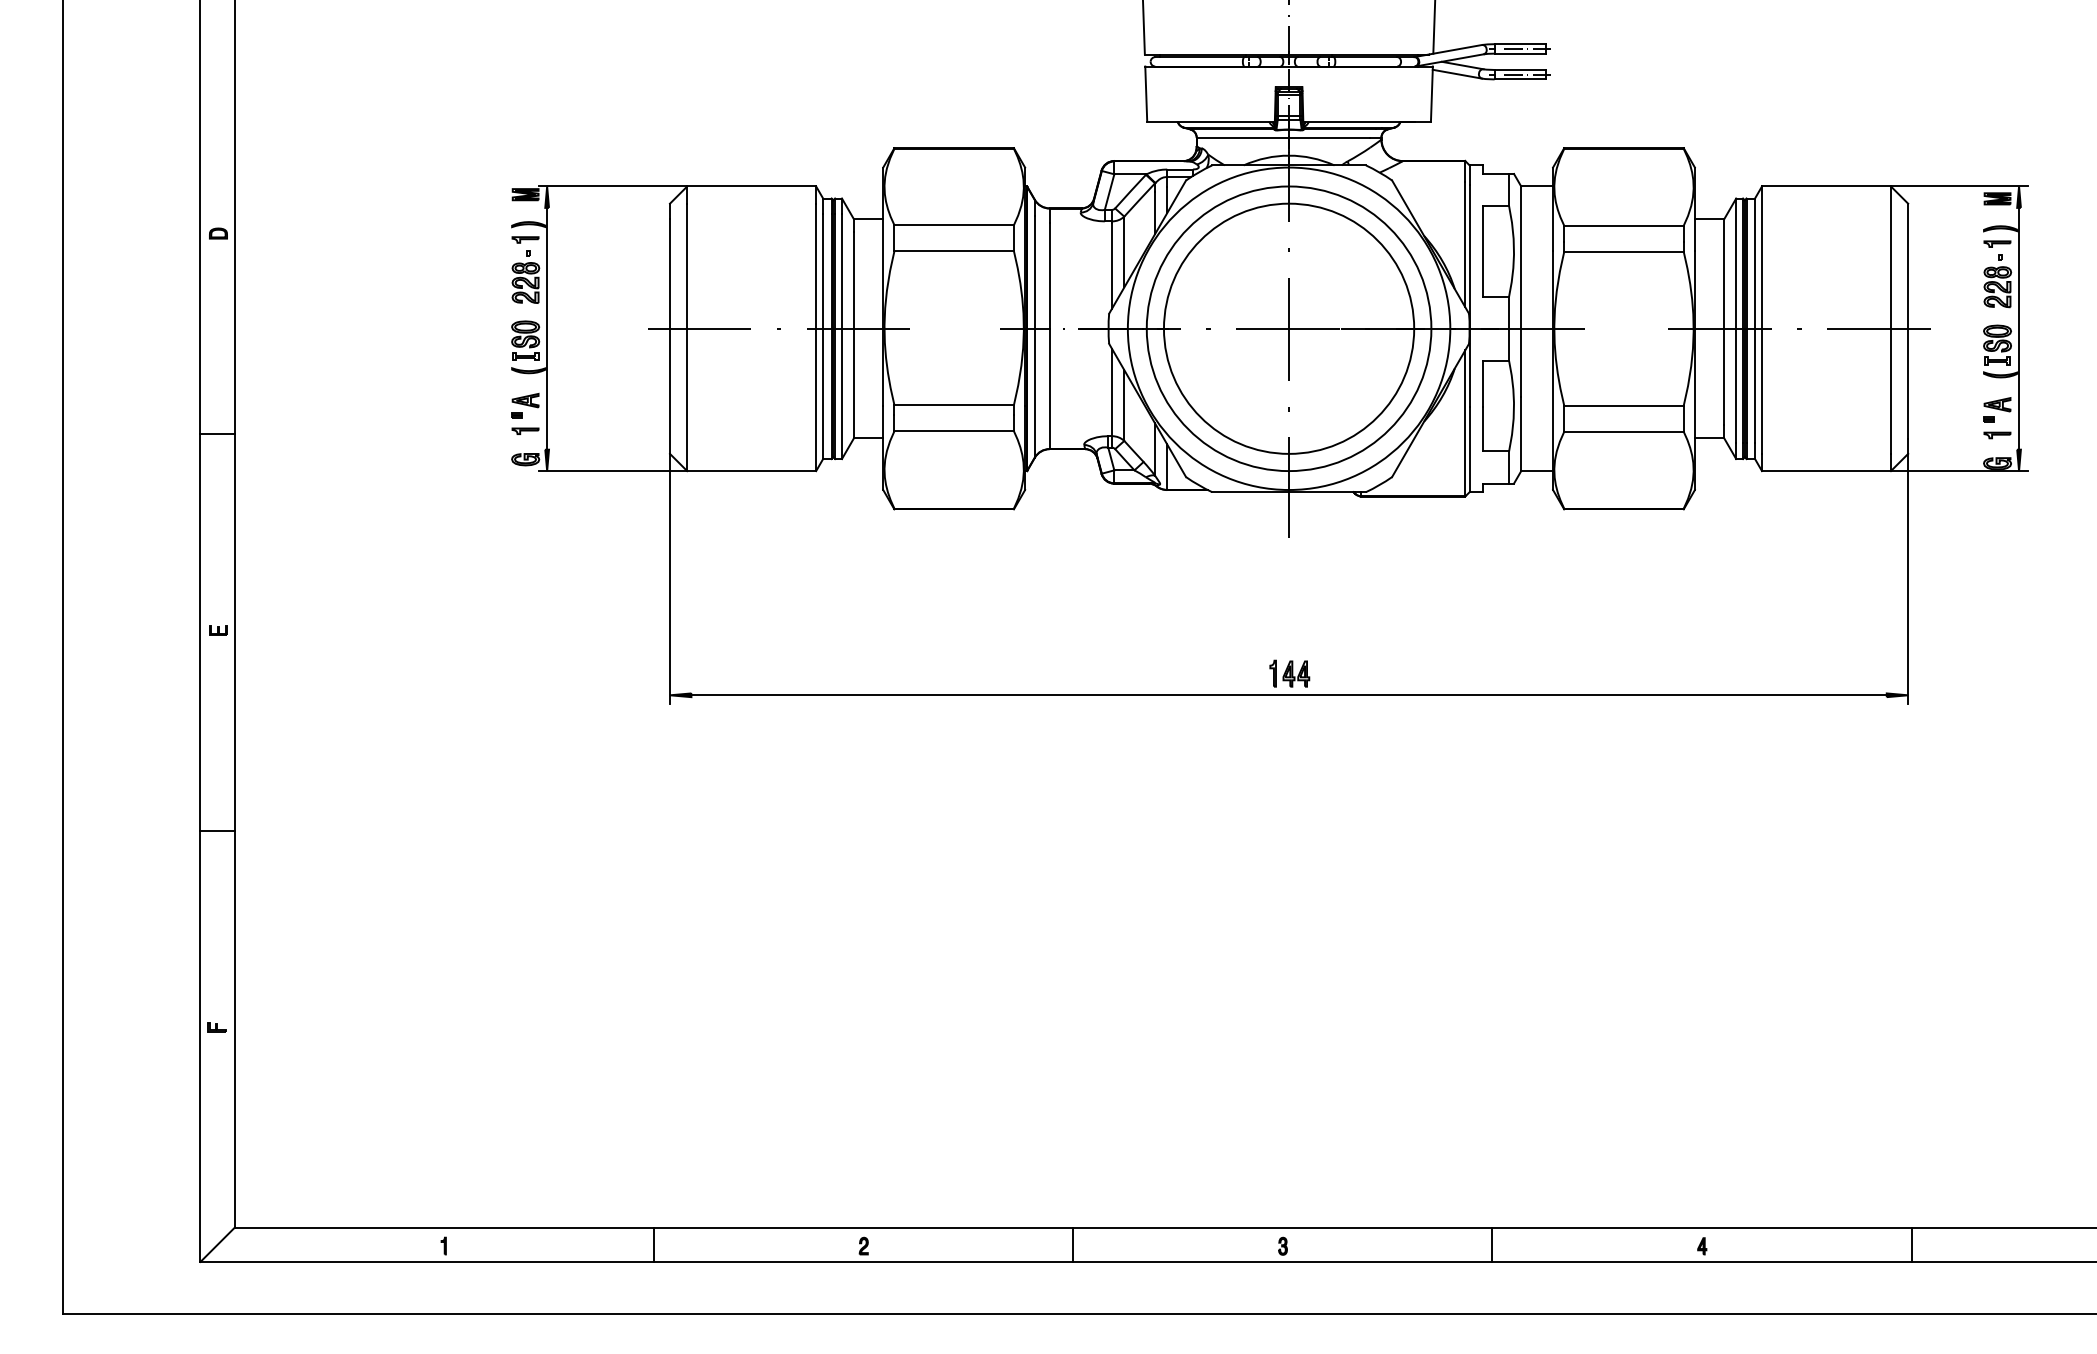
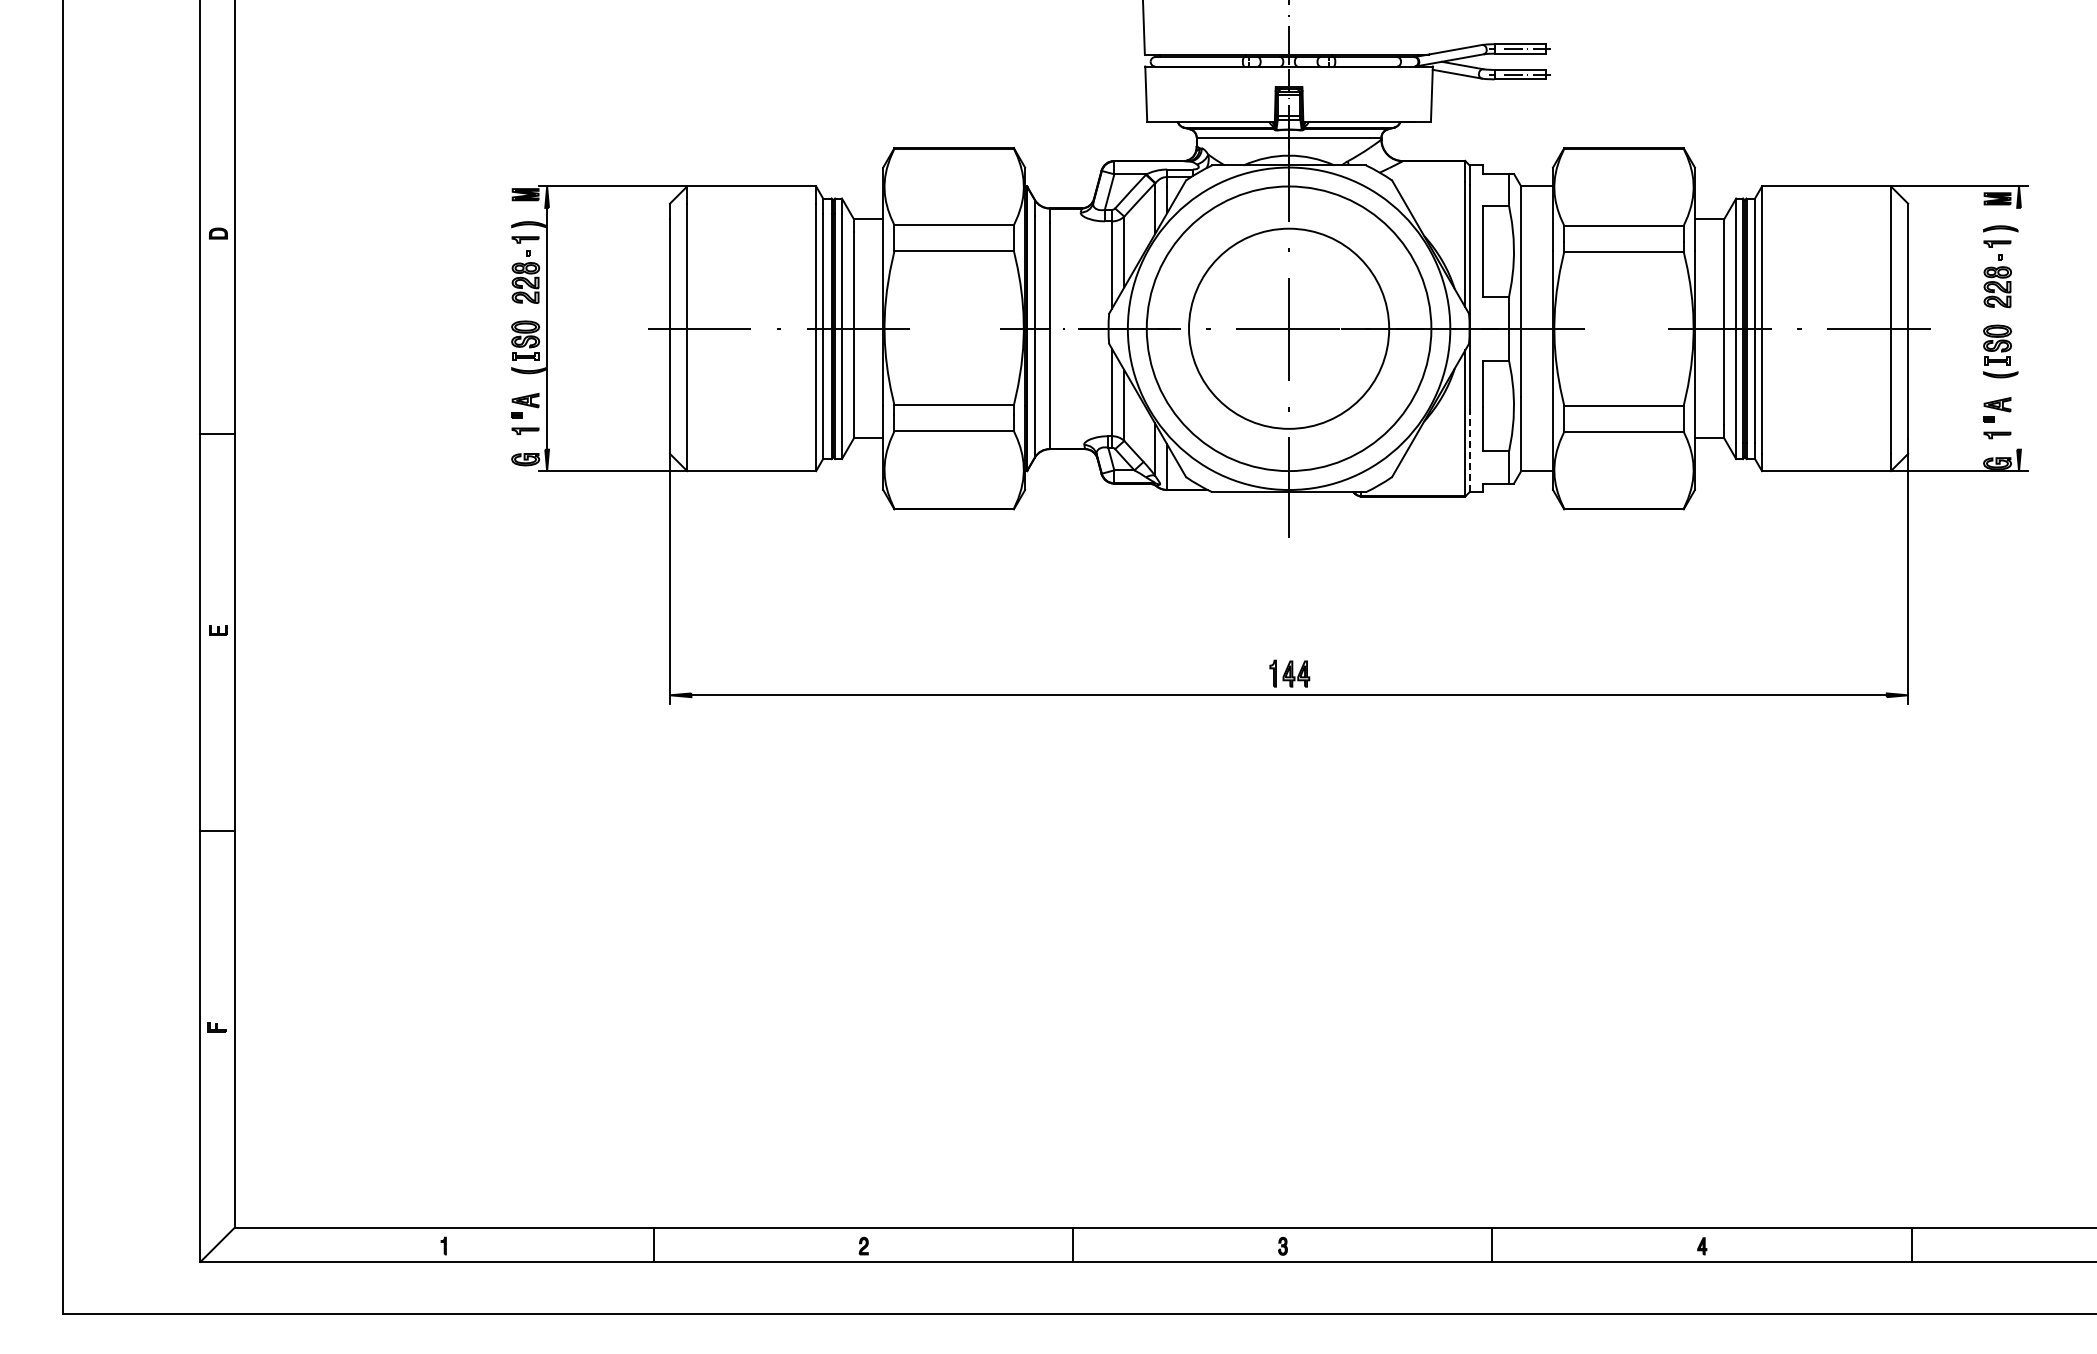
line: present -> none (1434, 27)
circle diameter: 250 px -> 200 px (1289, 328)
line: present -> none (2019, 328)
line: solid -> dashed (1469, 449)
